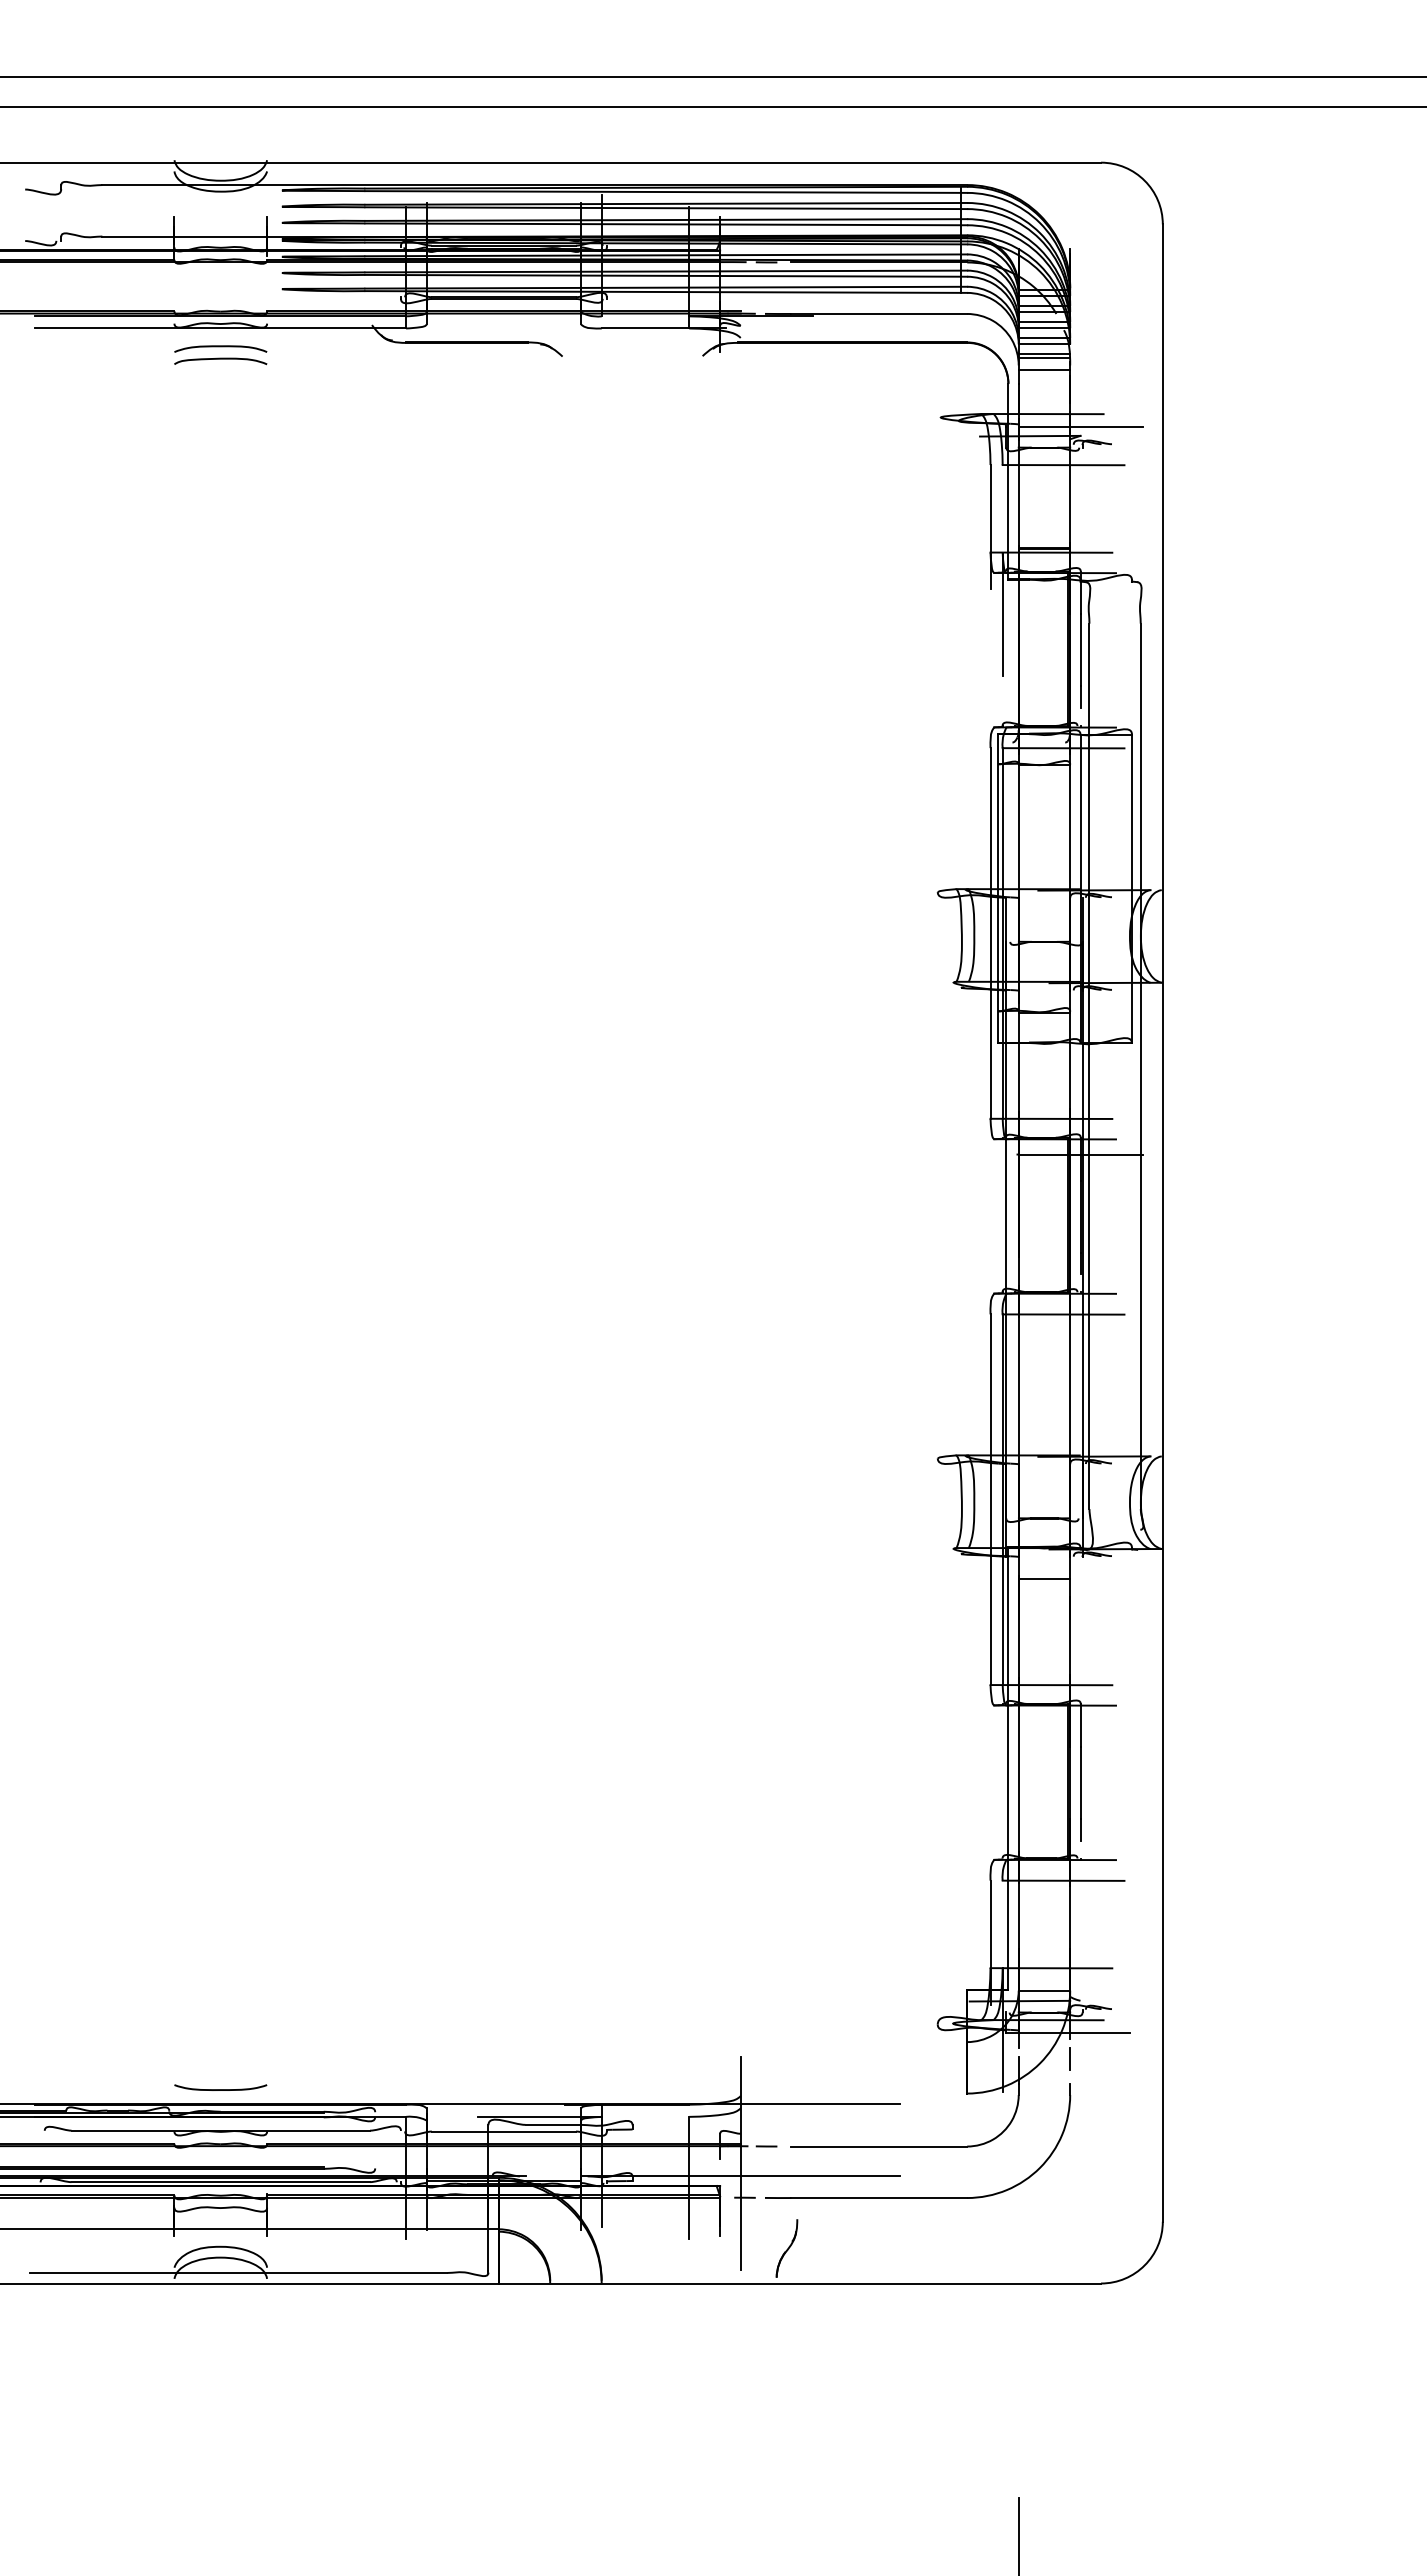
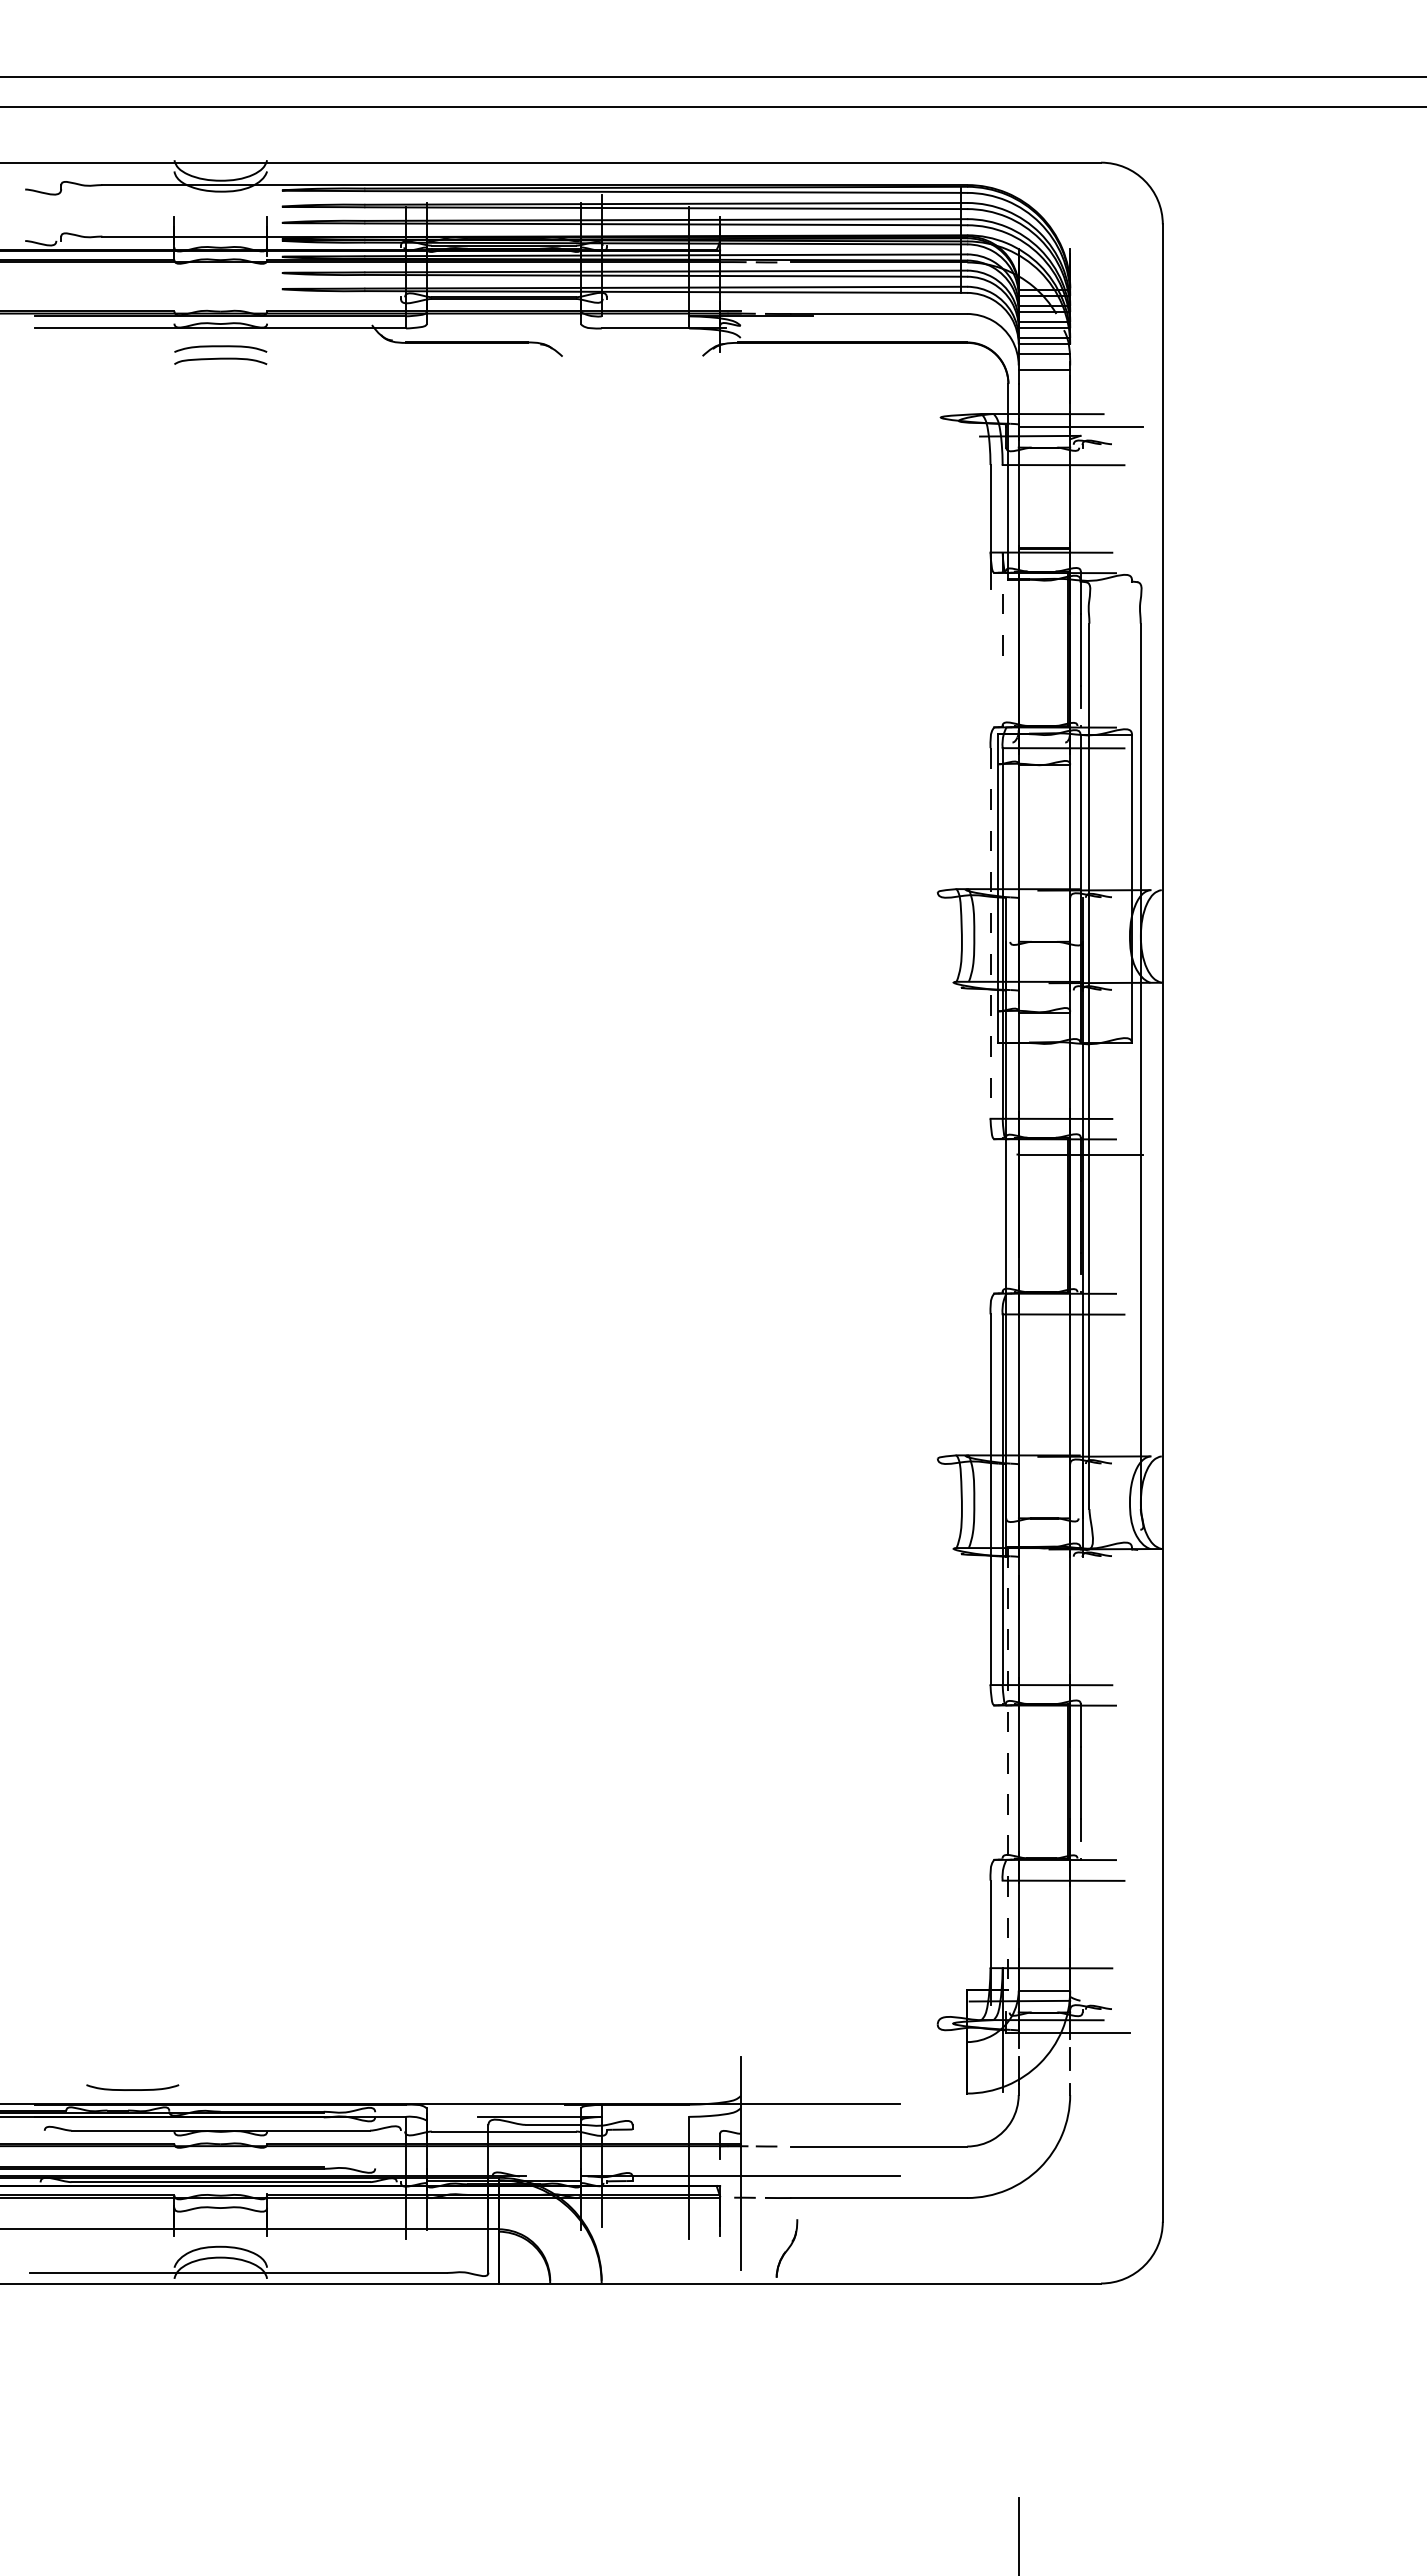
line: present -> none (1044, 358)
line: solid -> dashed (1002, 614)
line: solid -> dashed (990, 933)
line: present -> none (1044, 1578)
line: solid -> dashed (1008, 1768)
curve position: (220, 2089) -> (132, 2089) (132, 2089)
